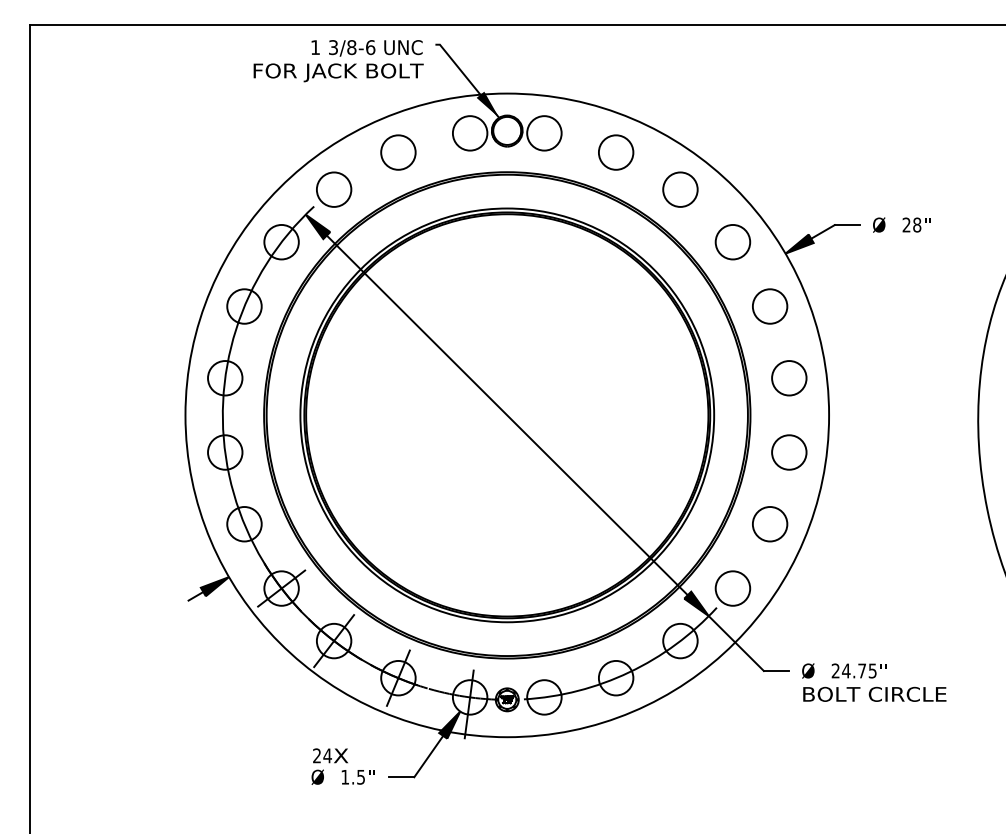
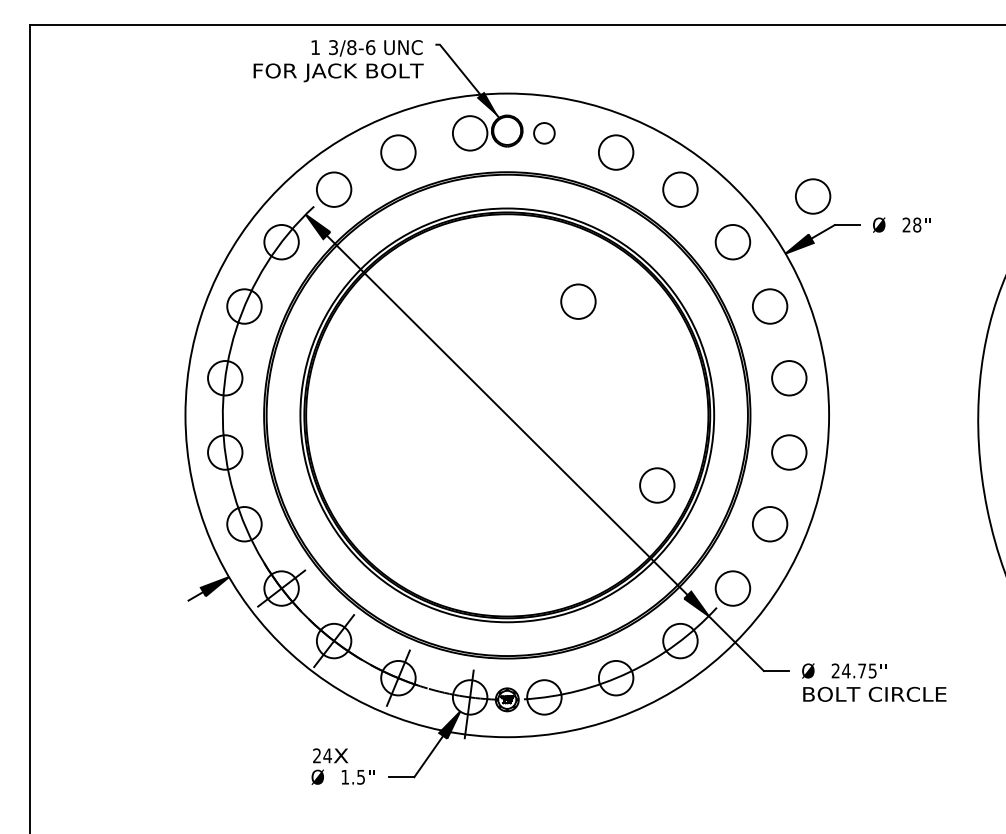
circle diameter: 34 px -> 21 px (544, 133)
circle: none -> present (813, 196)
circle: none -> present (578, 301)
circle: none -> present (657, 485)
